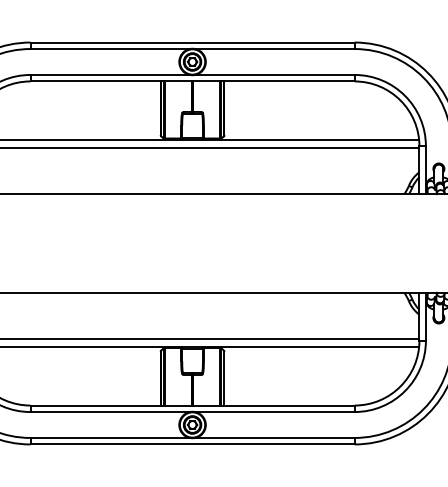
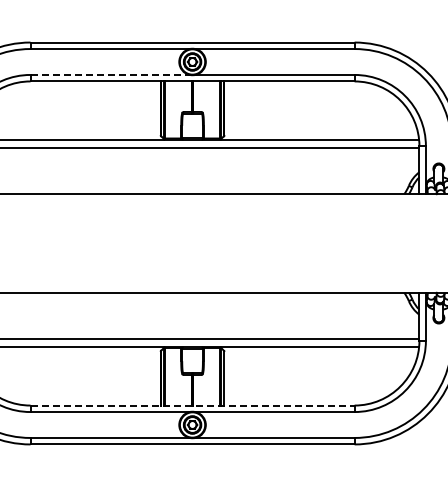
line: solid -> dashed (110, 74)
line: solid -> dashed (193, 405)
